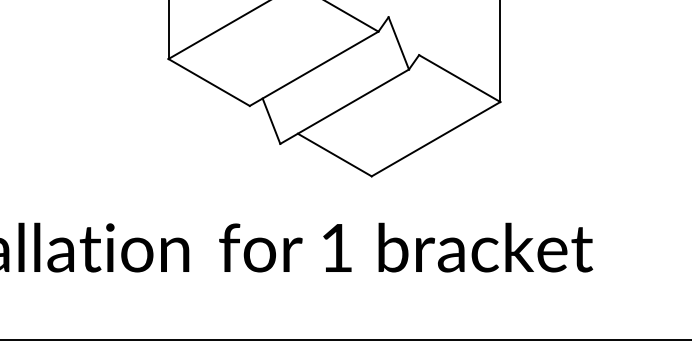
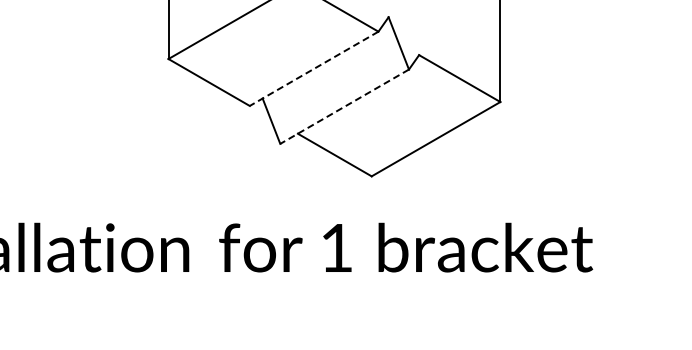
line: solid -> dashed (313, 69)
line: solid -> dashed (344, 106)
line: present -> none (345, 339)
